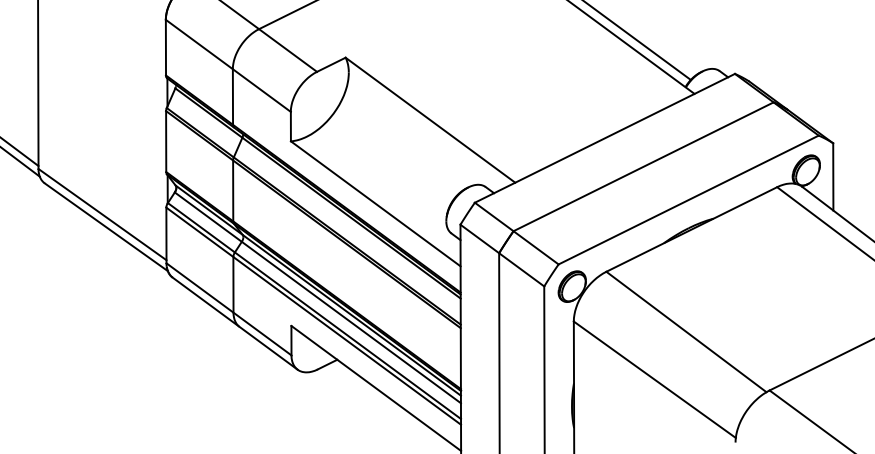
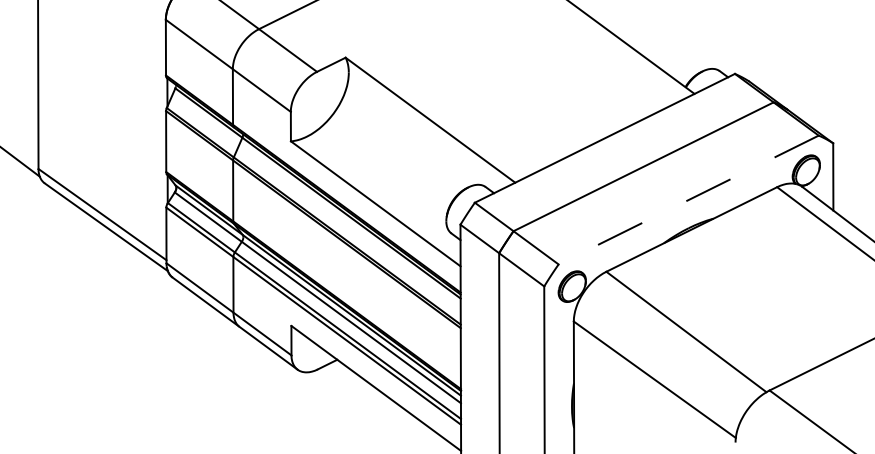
line: present -> none (637, 40)
line: present -> none (20, 152)
line: solid -> dashed (688, 200)
